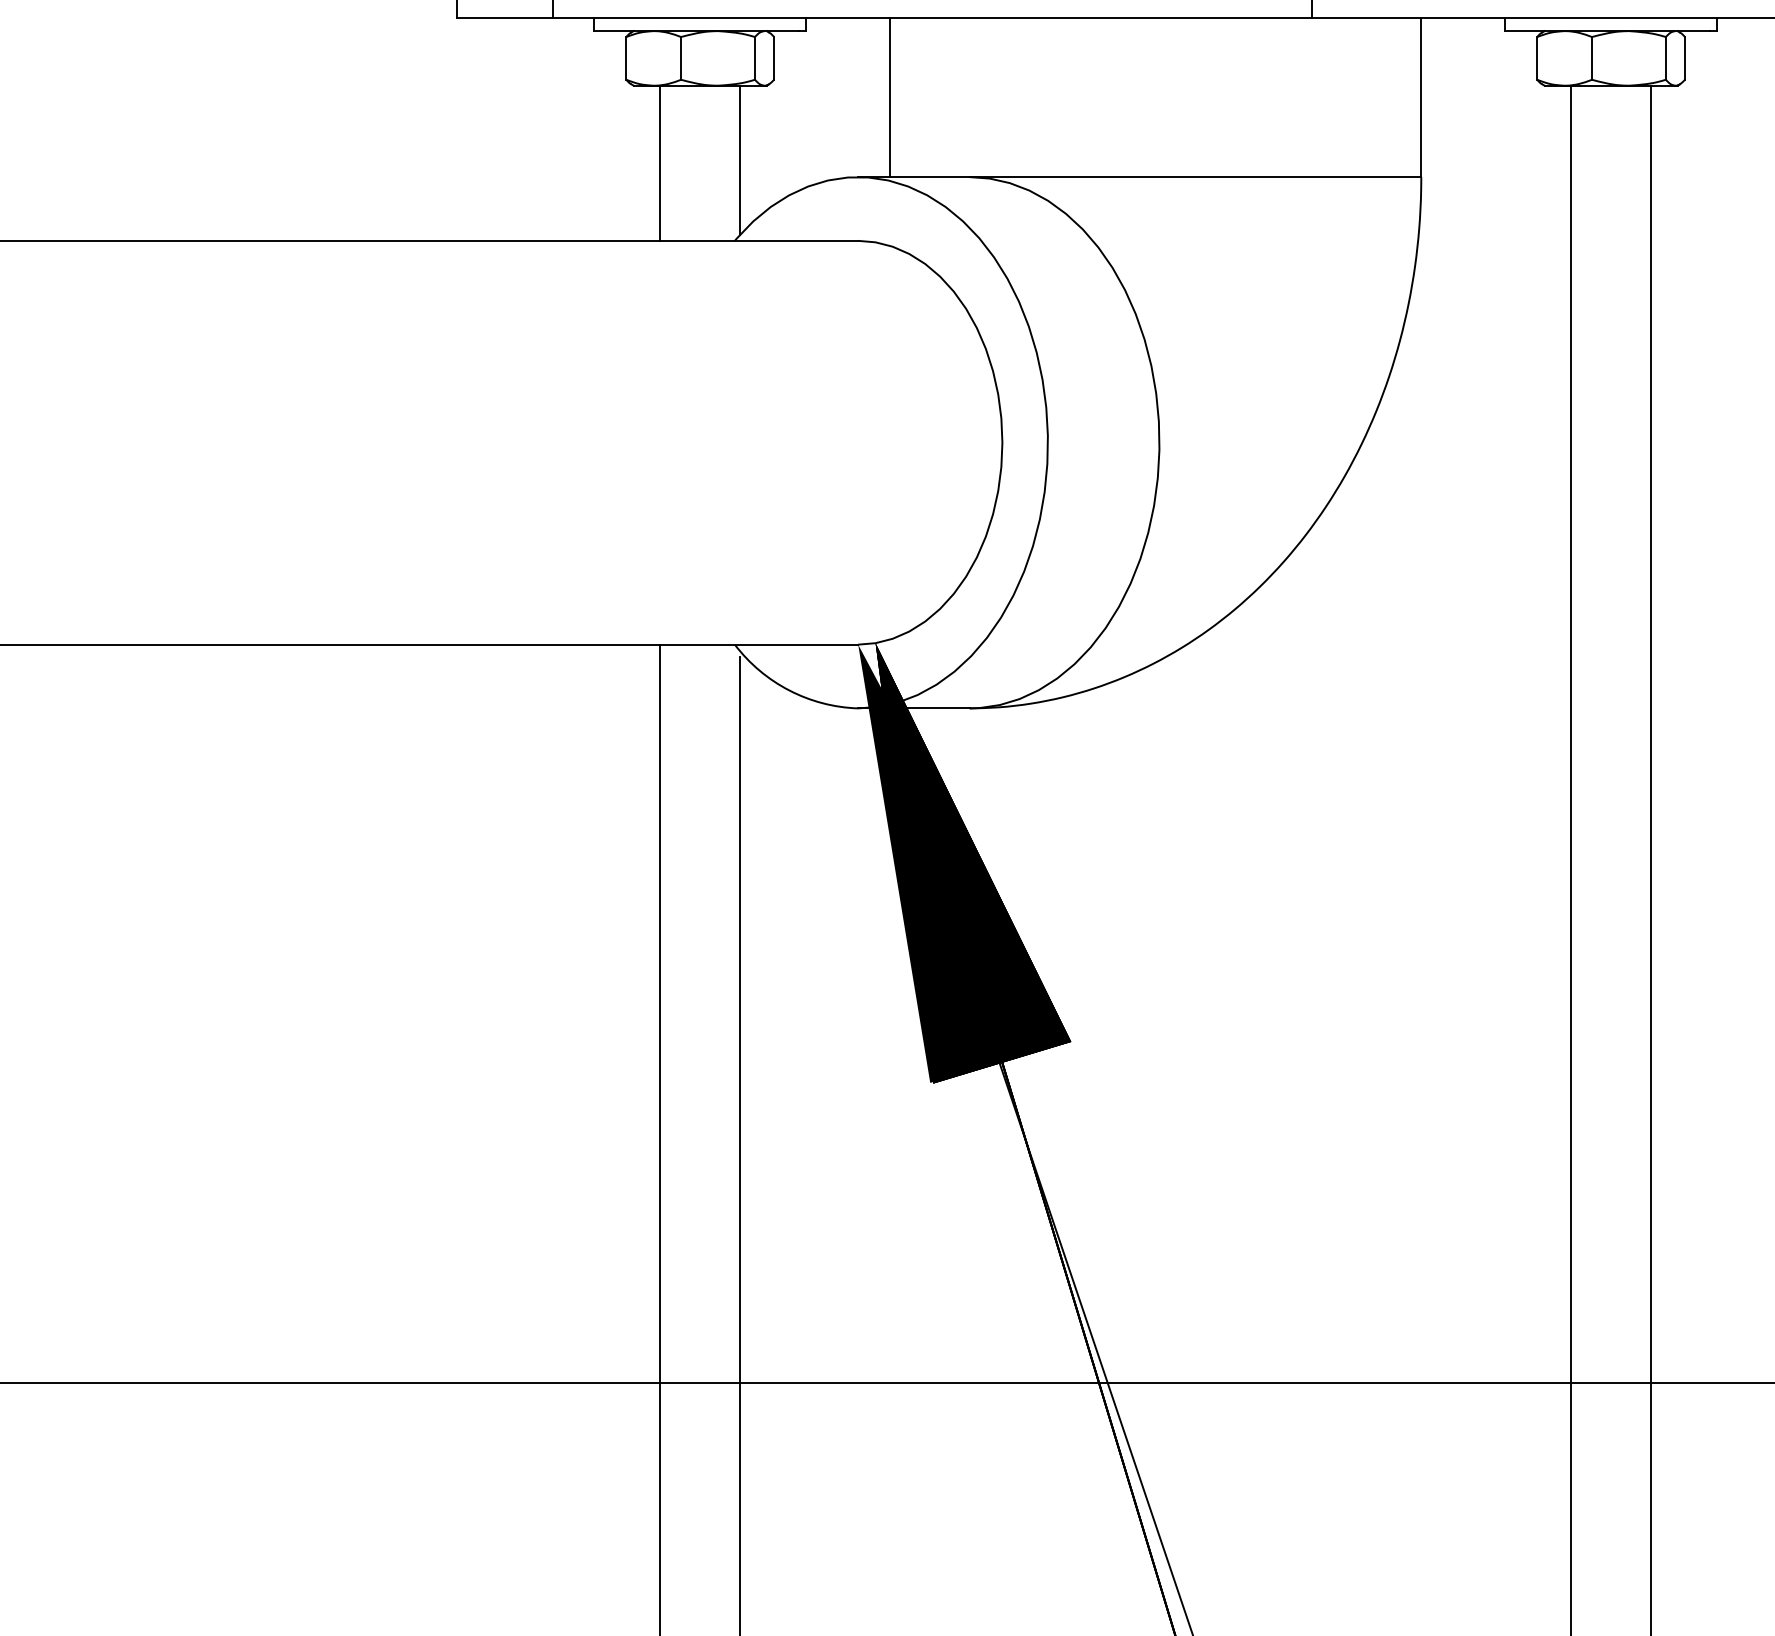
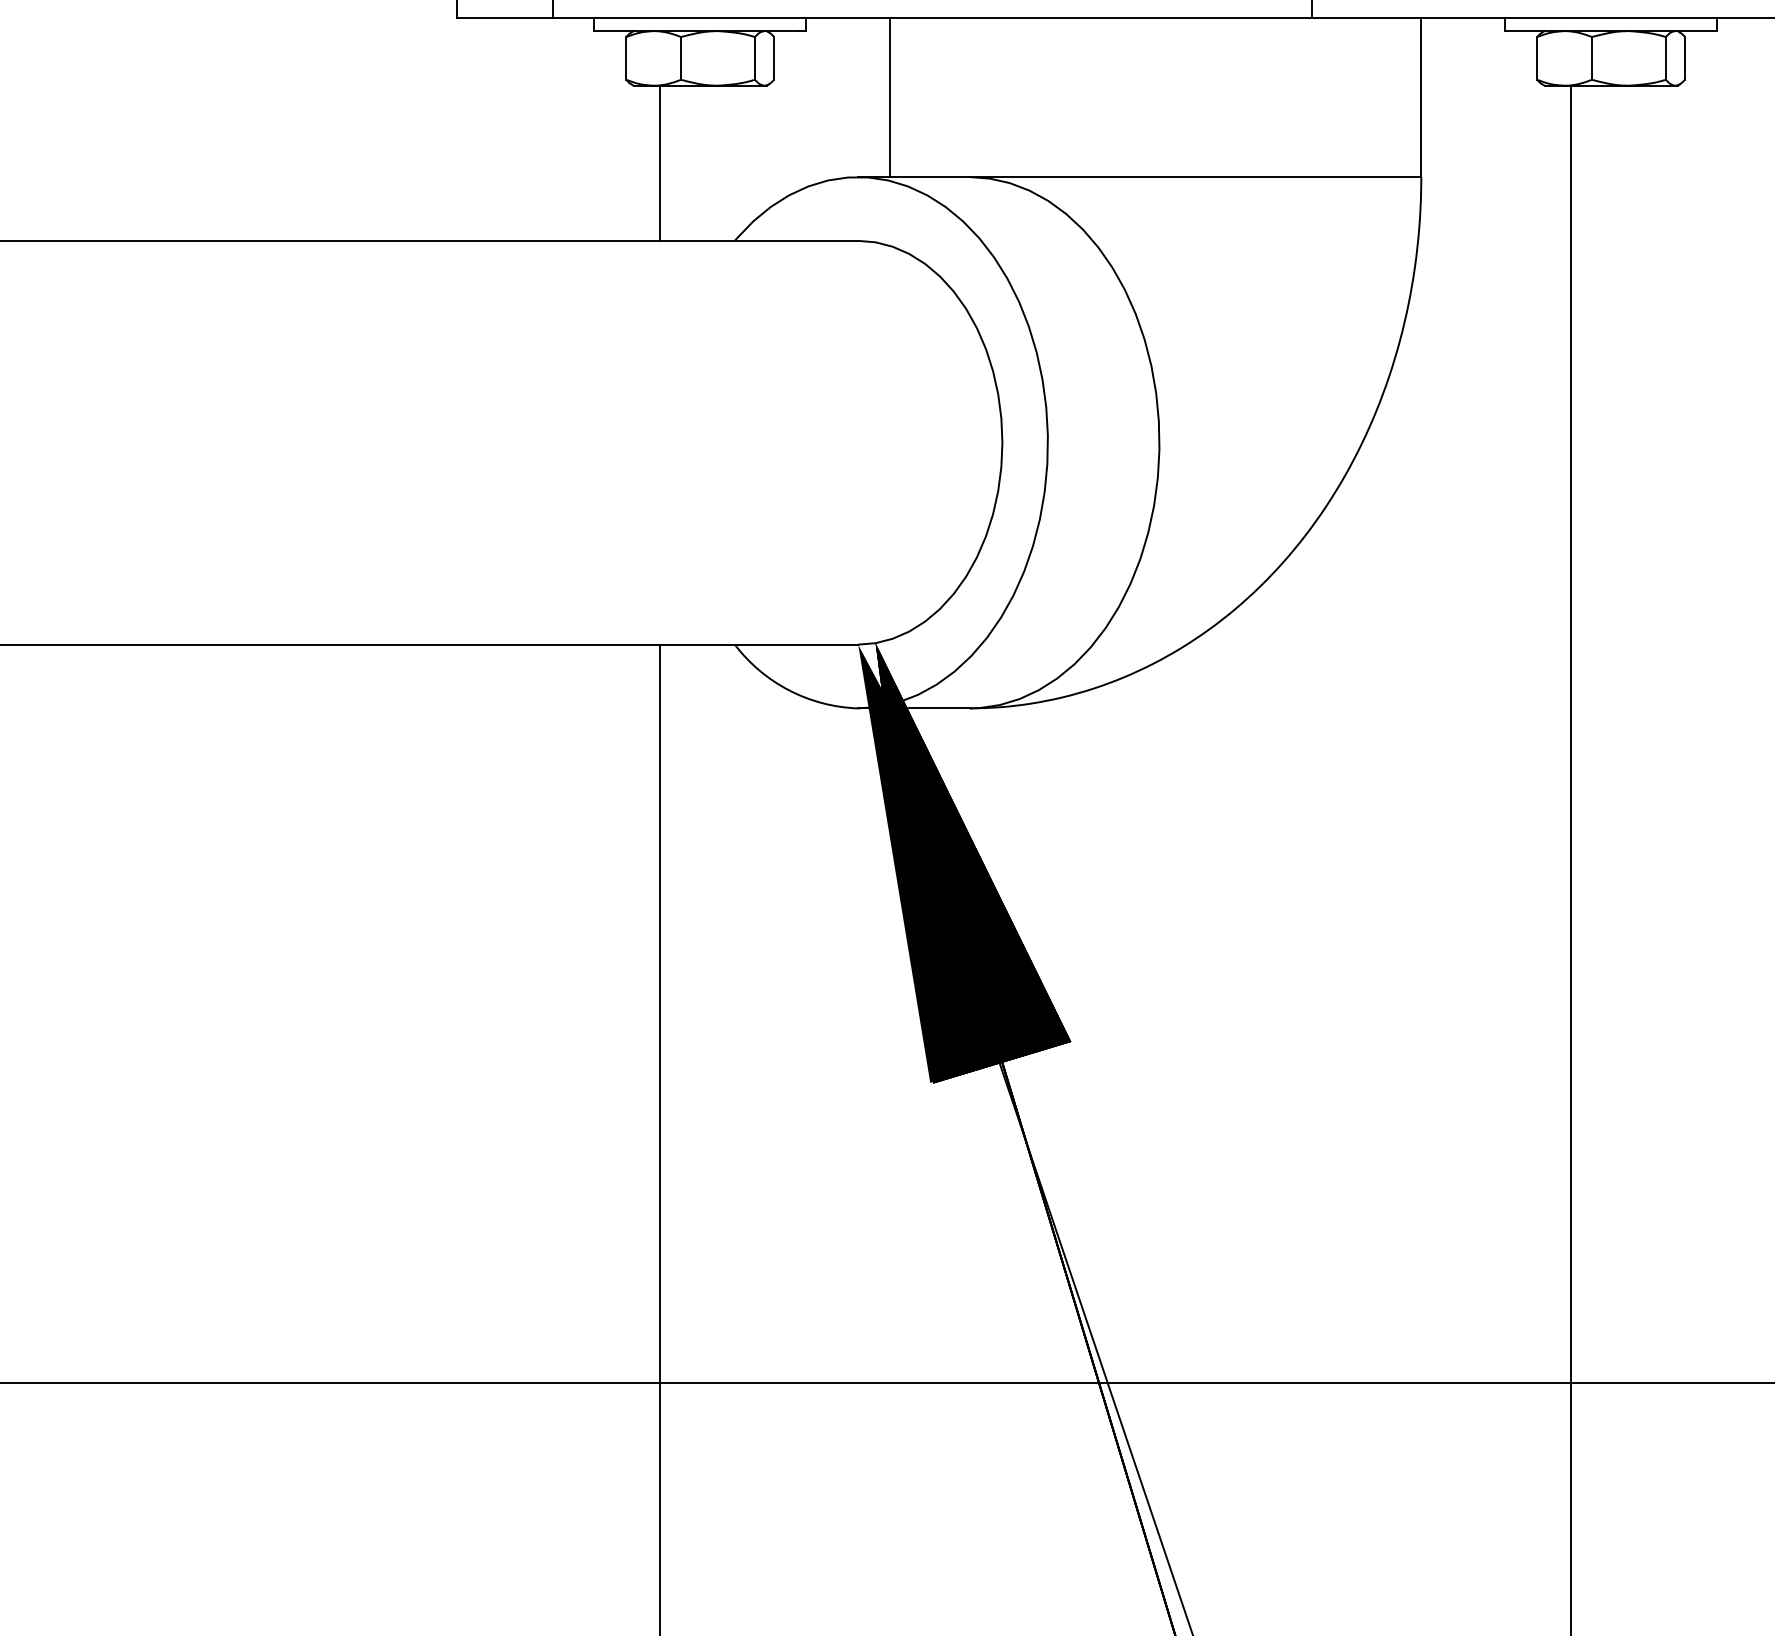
line: present -> none (740, 159)
line: present -> none (1650, 858)
line: present -> none (740, 1144)
